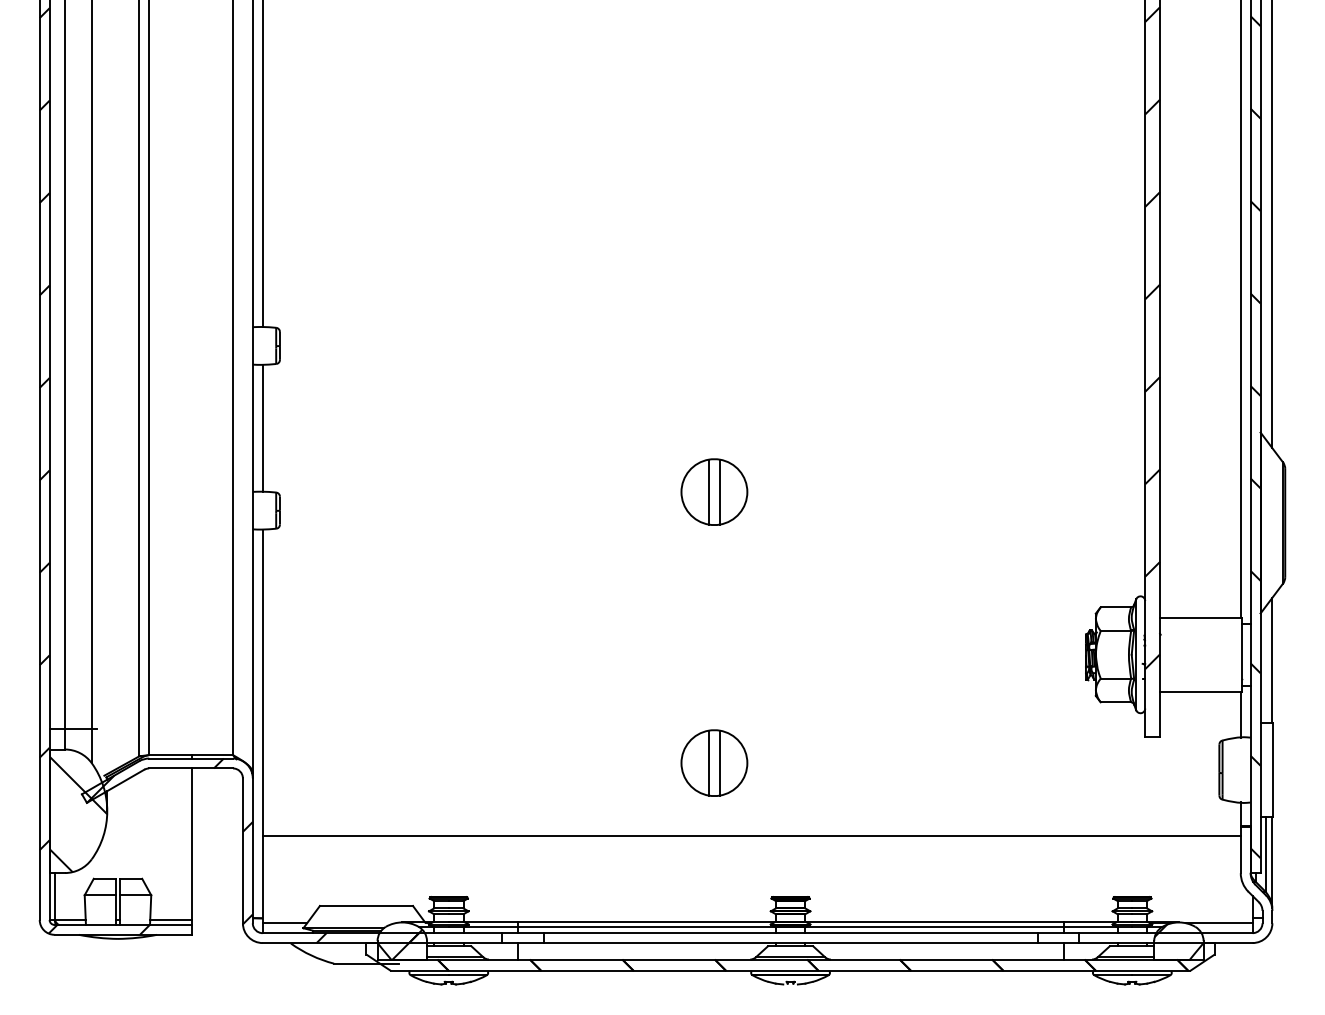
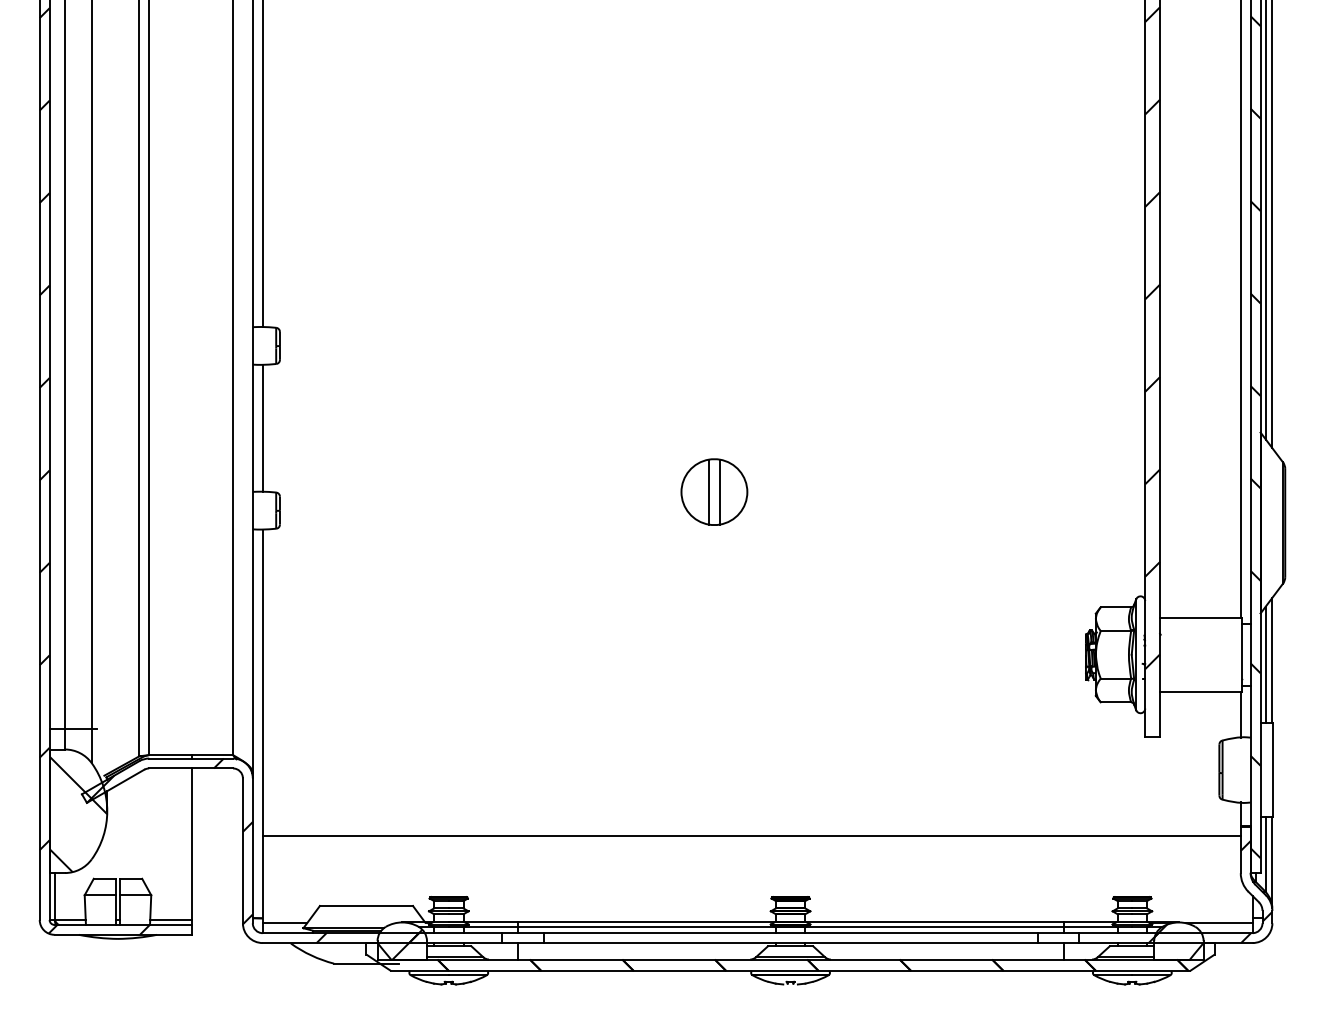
line: none -> present (1265, 220)
line: none -> present (1265, 664)
part: present -> none (714, 762)
hatch: none -> present (1210, 892)
